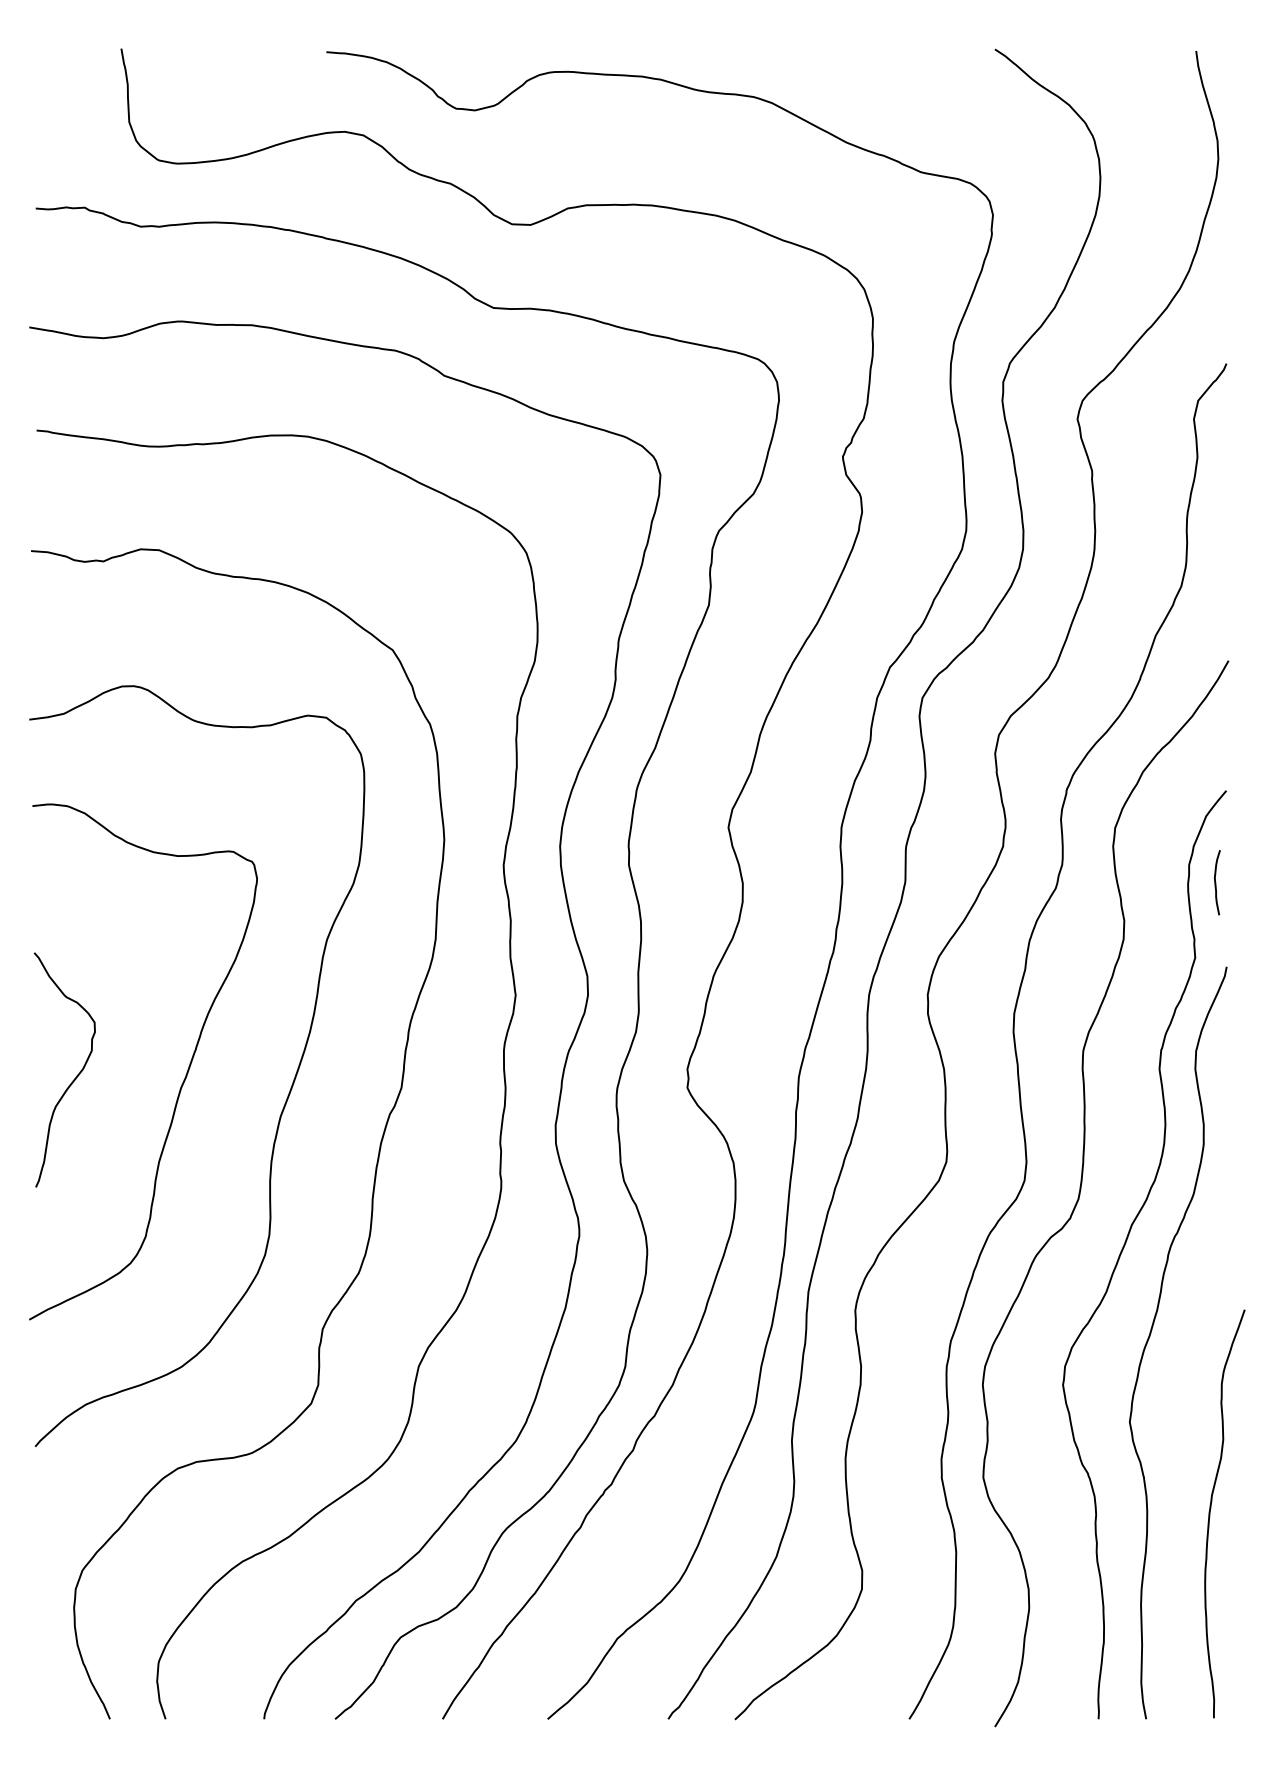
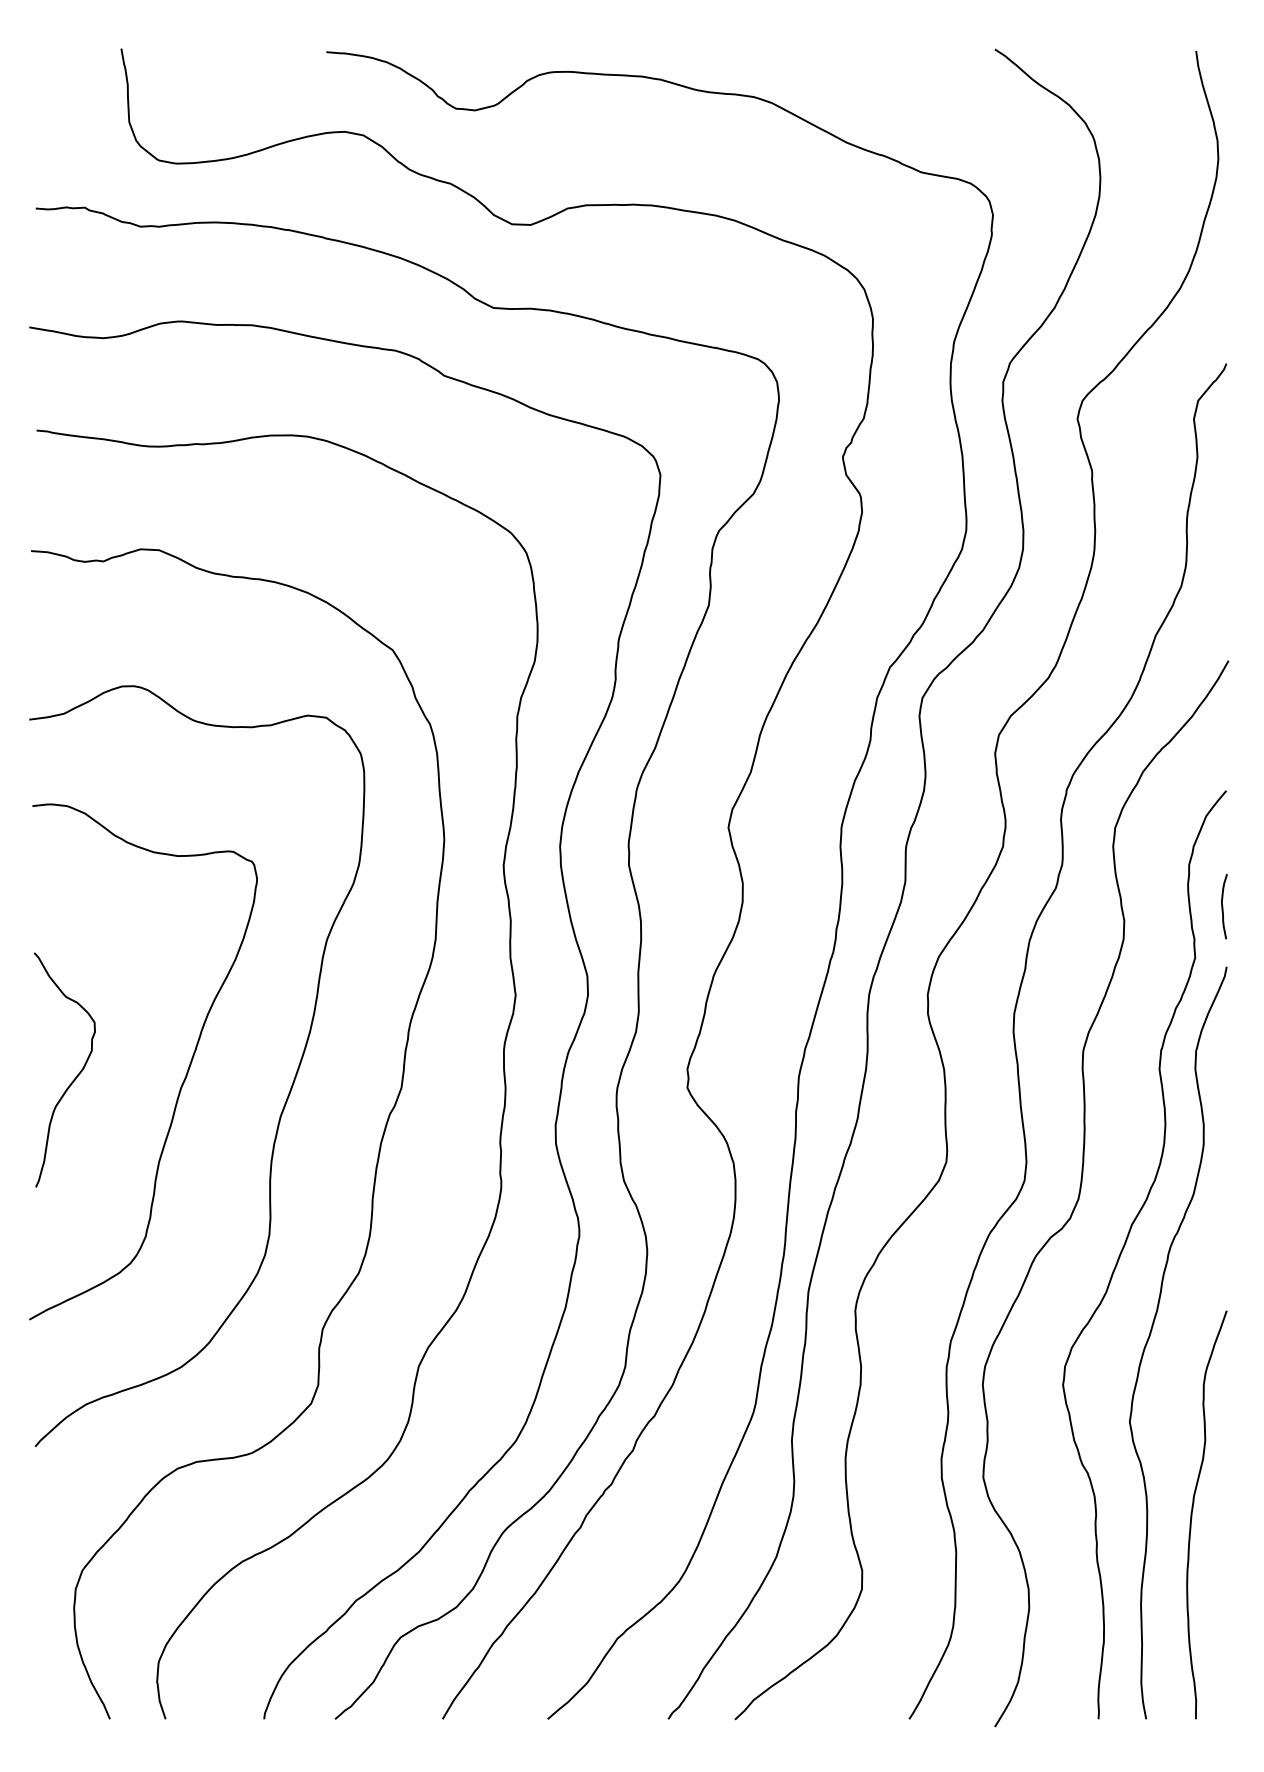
curve position: (1216, 882) -> (1223, 906) (1223, 906)
curve position: (1211, 1508) -> (1193, 1509) (1193, 1509)
